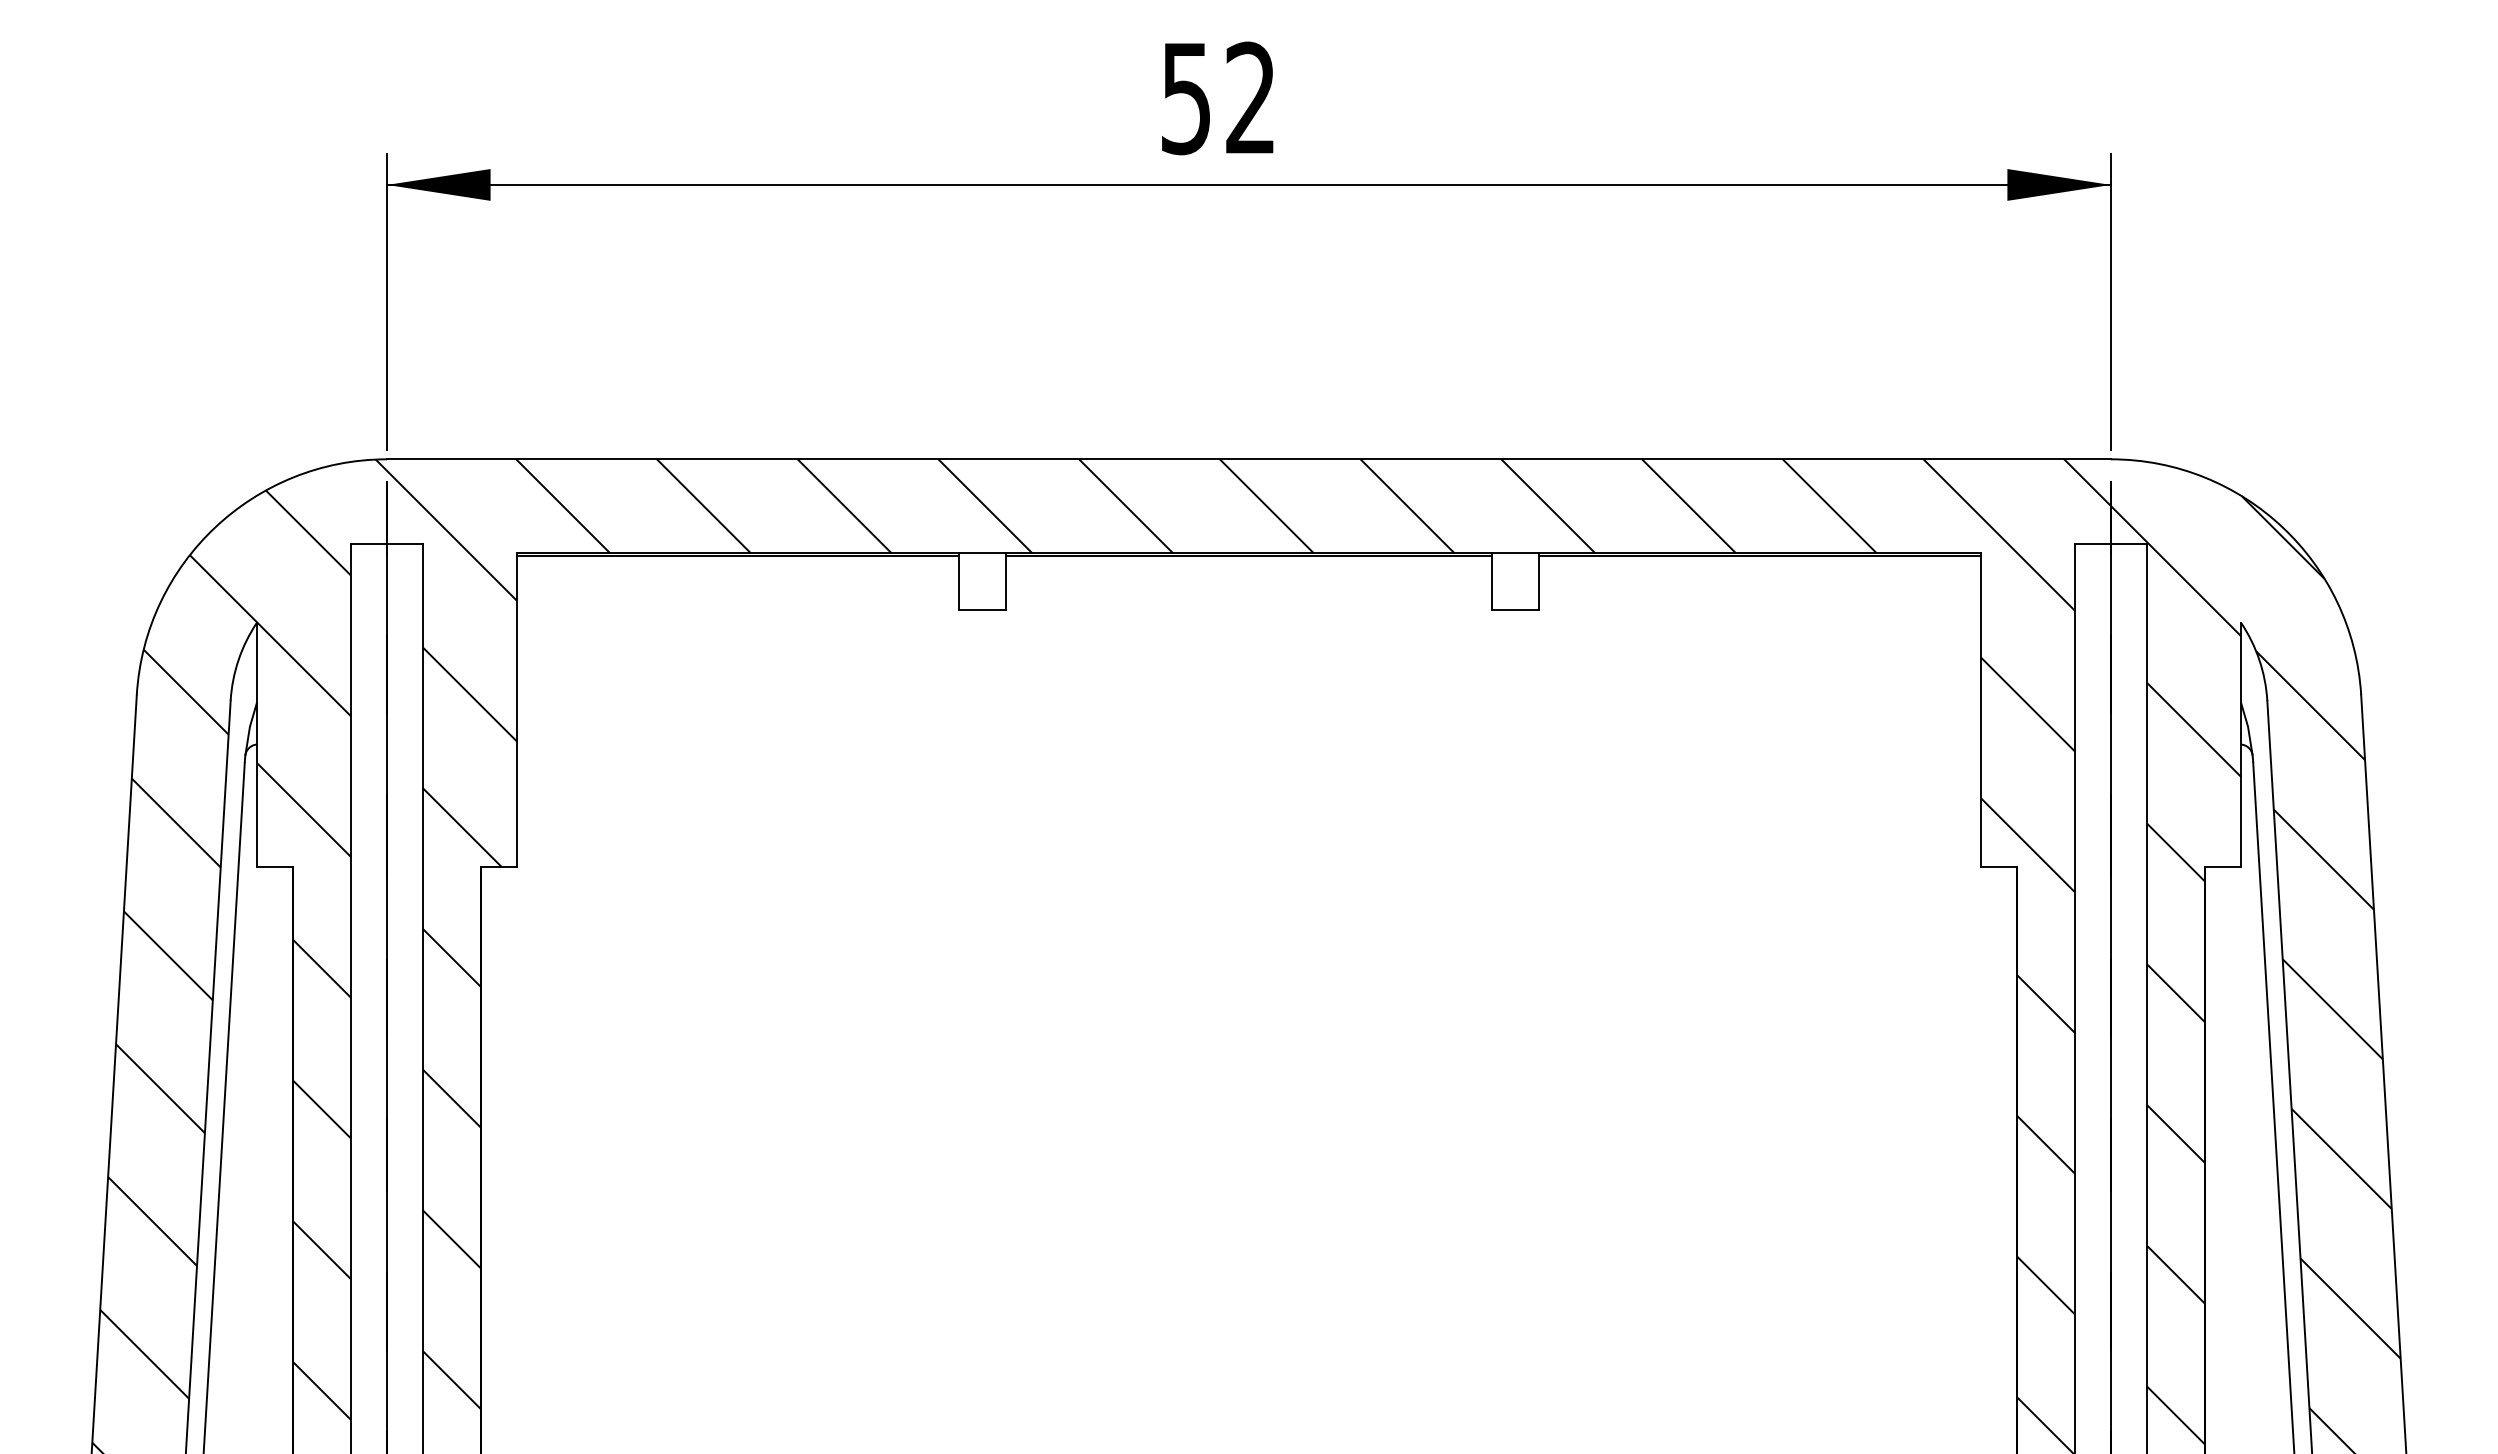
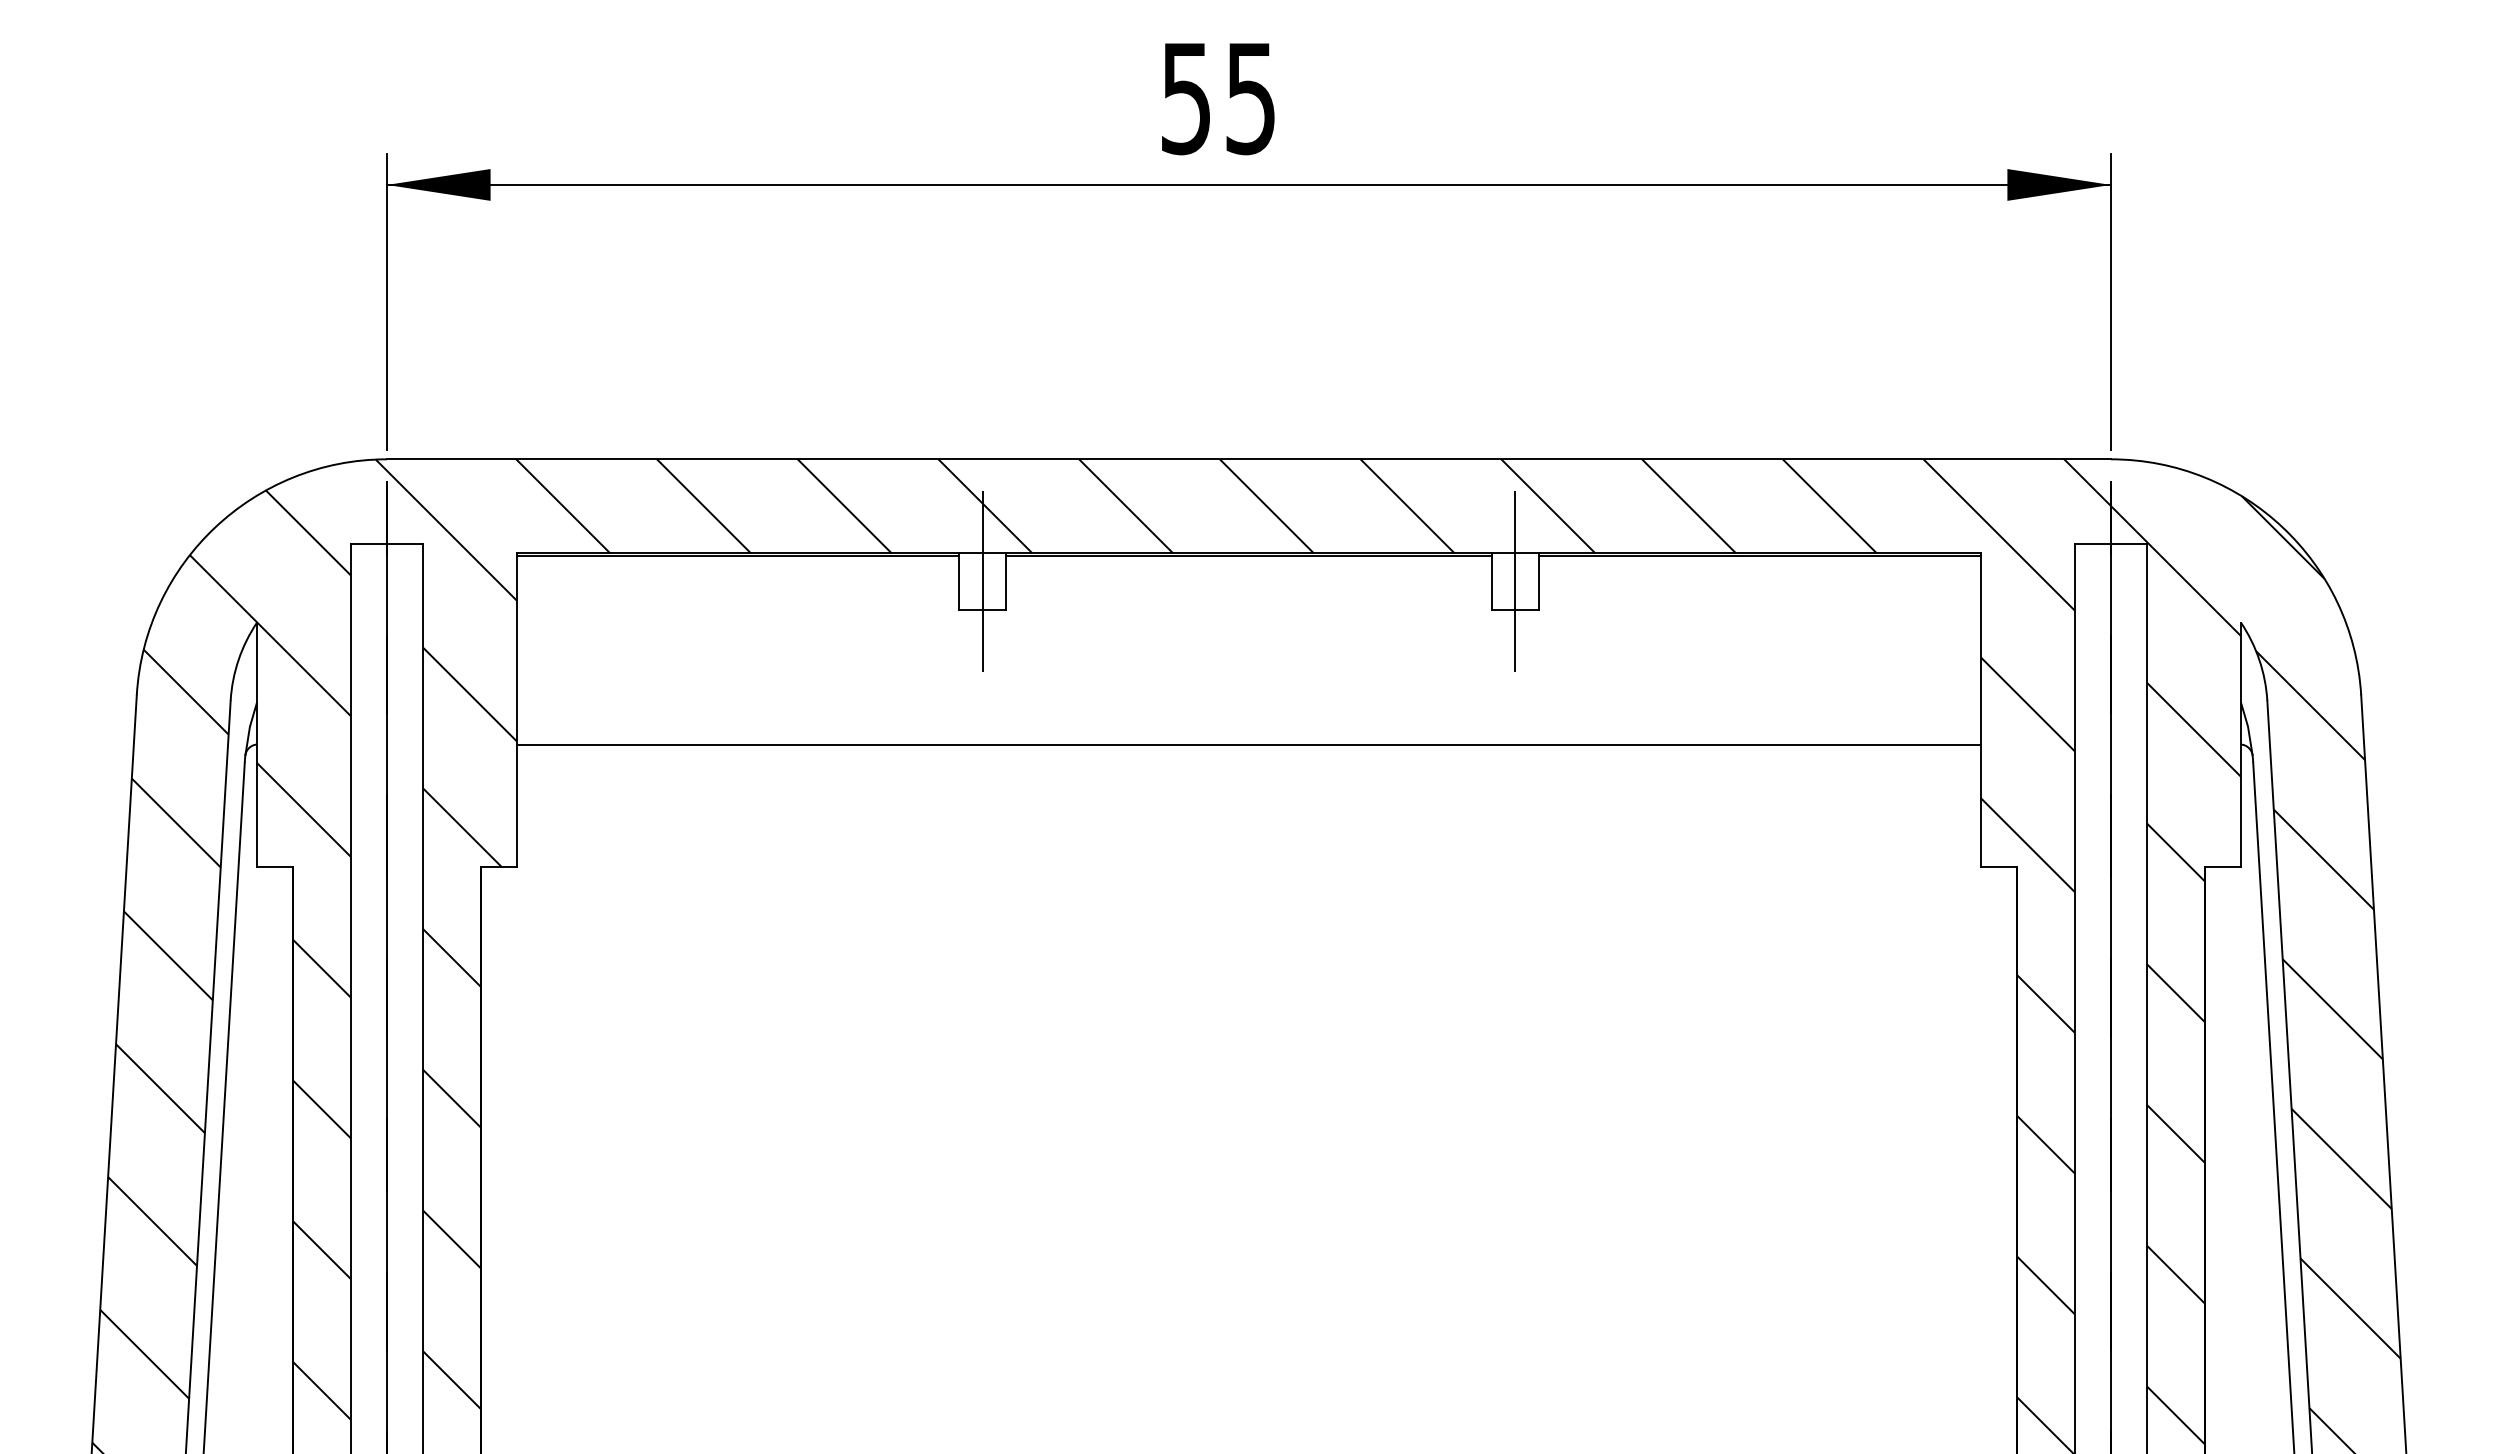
text: 52 -> 55 (1250, 98)
line: none -> present (982, 581)
line: none -> present (1515, 581)
line: none -> present (1248, 744)
